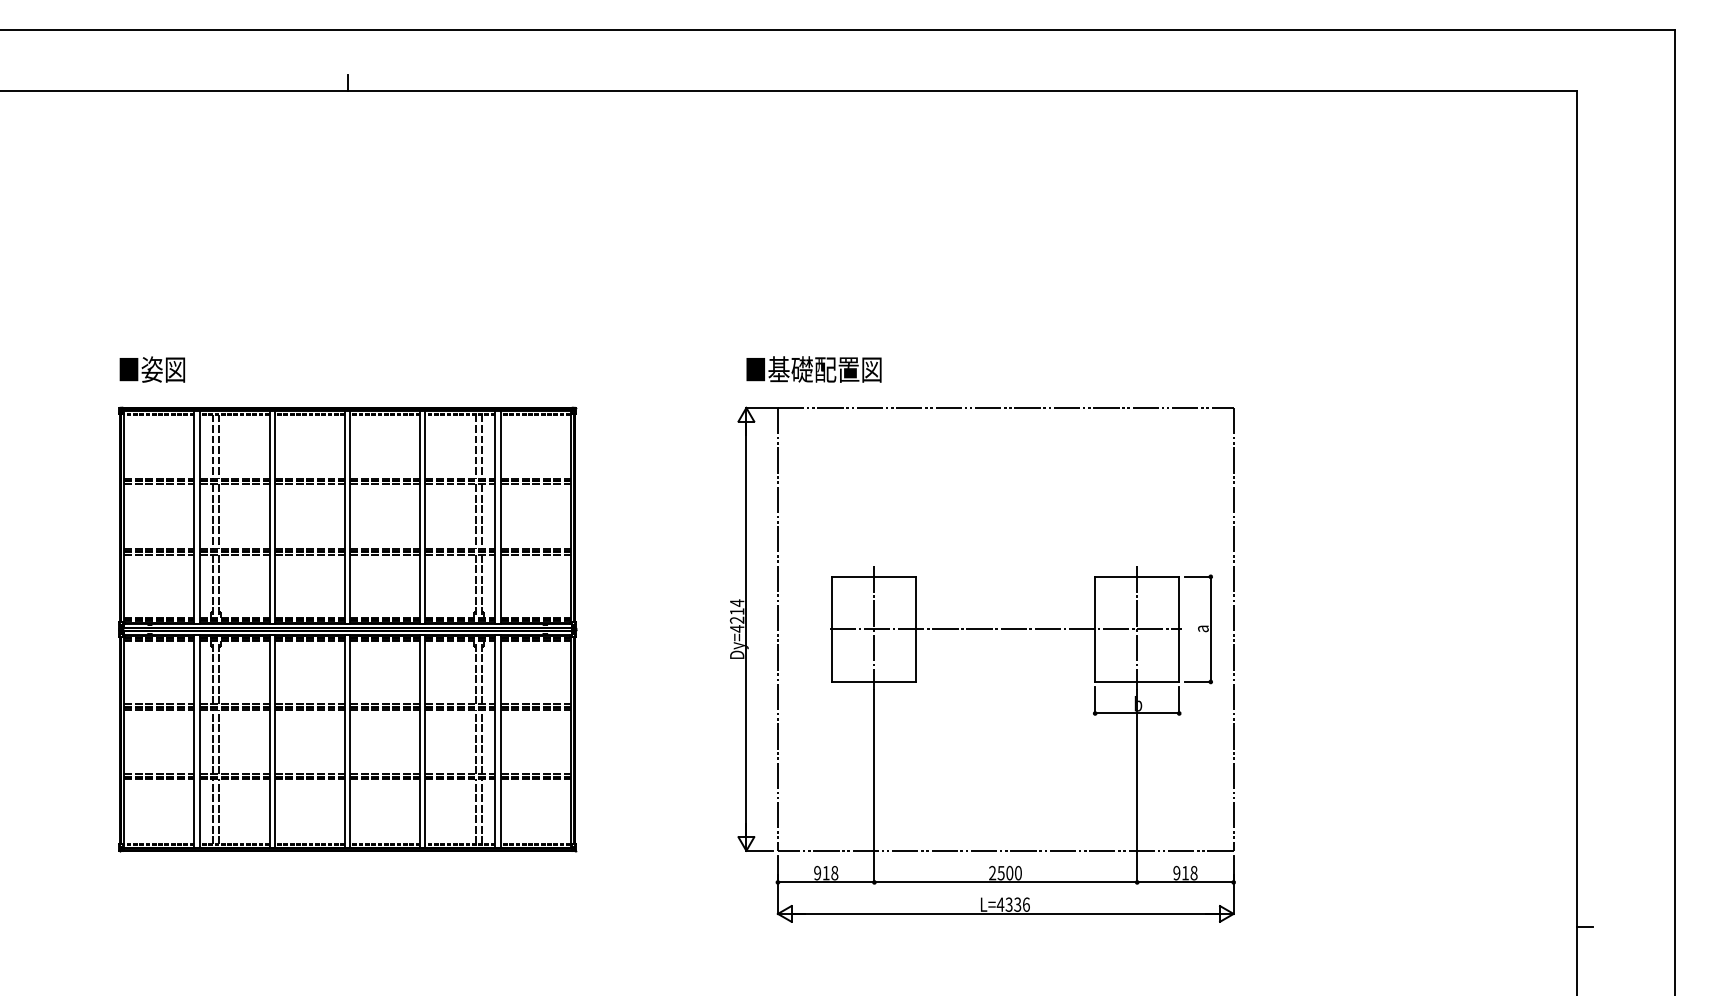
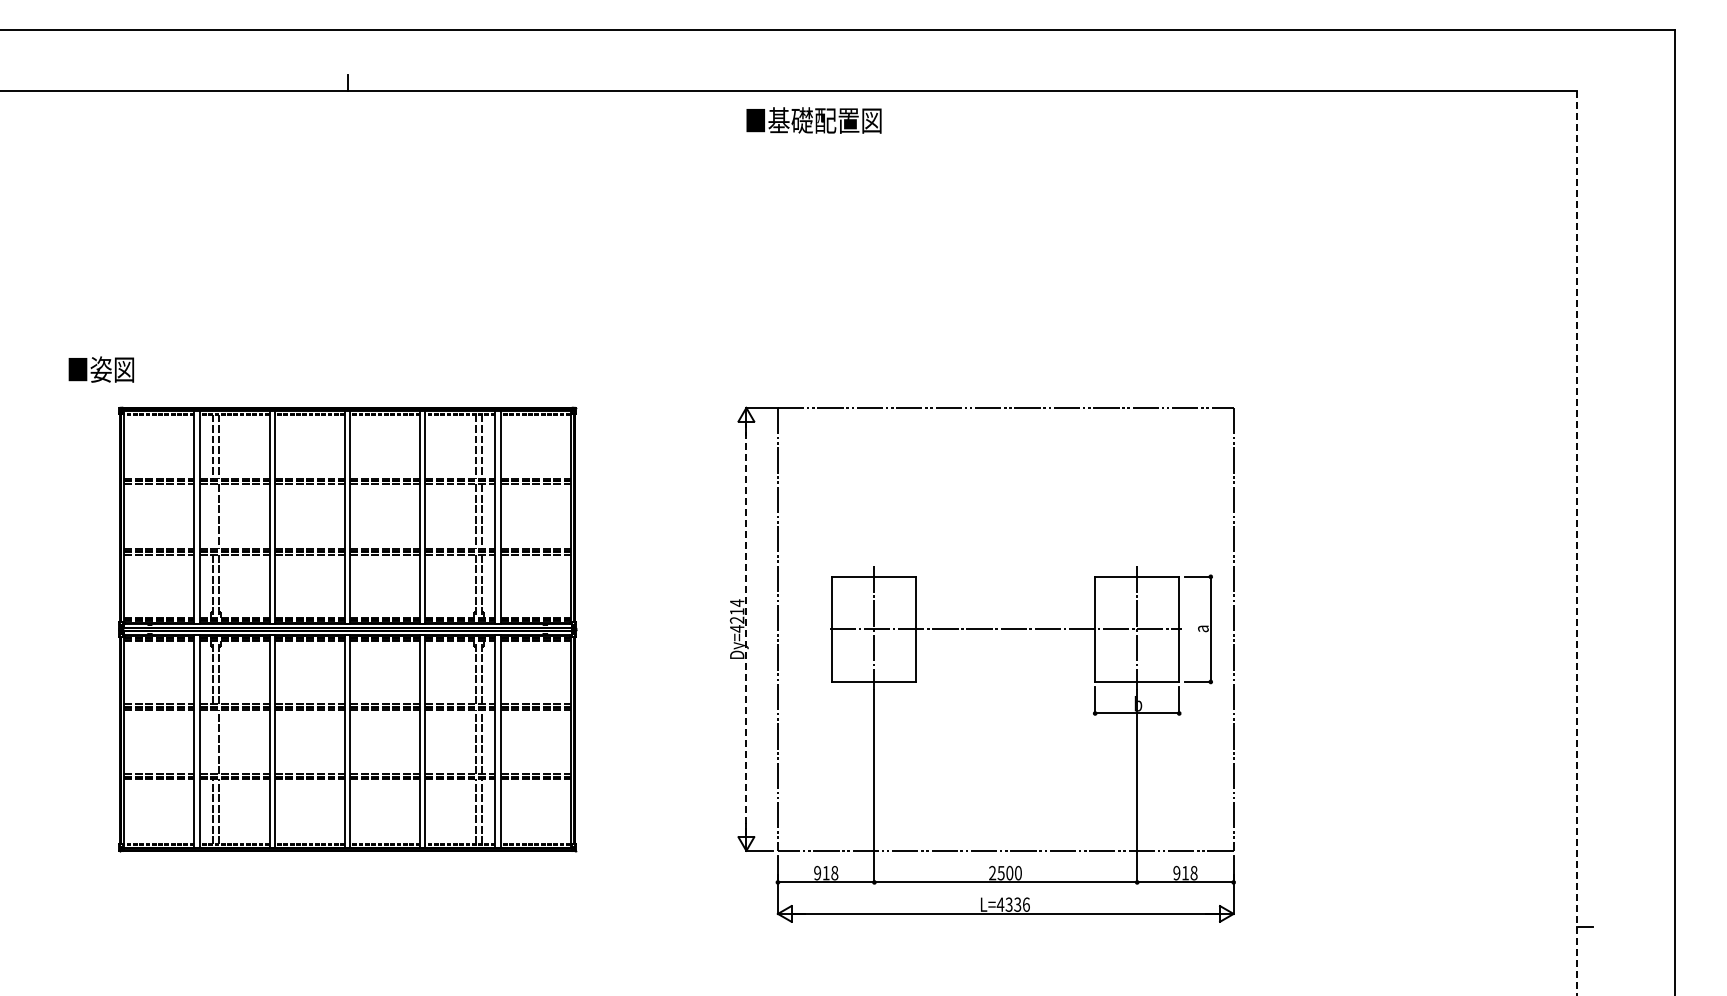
text position: (151, 369) -> (100, 369) (100, 369)
text position: (813, 369) -> (813, 120) (813, 120)
line: present -> none (213, 516)
line: solid -> dashed (1577, 544)
line: solid -> dashed (746, 629)
line: present -> none (213, 741)
